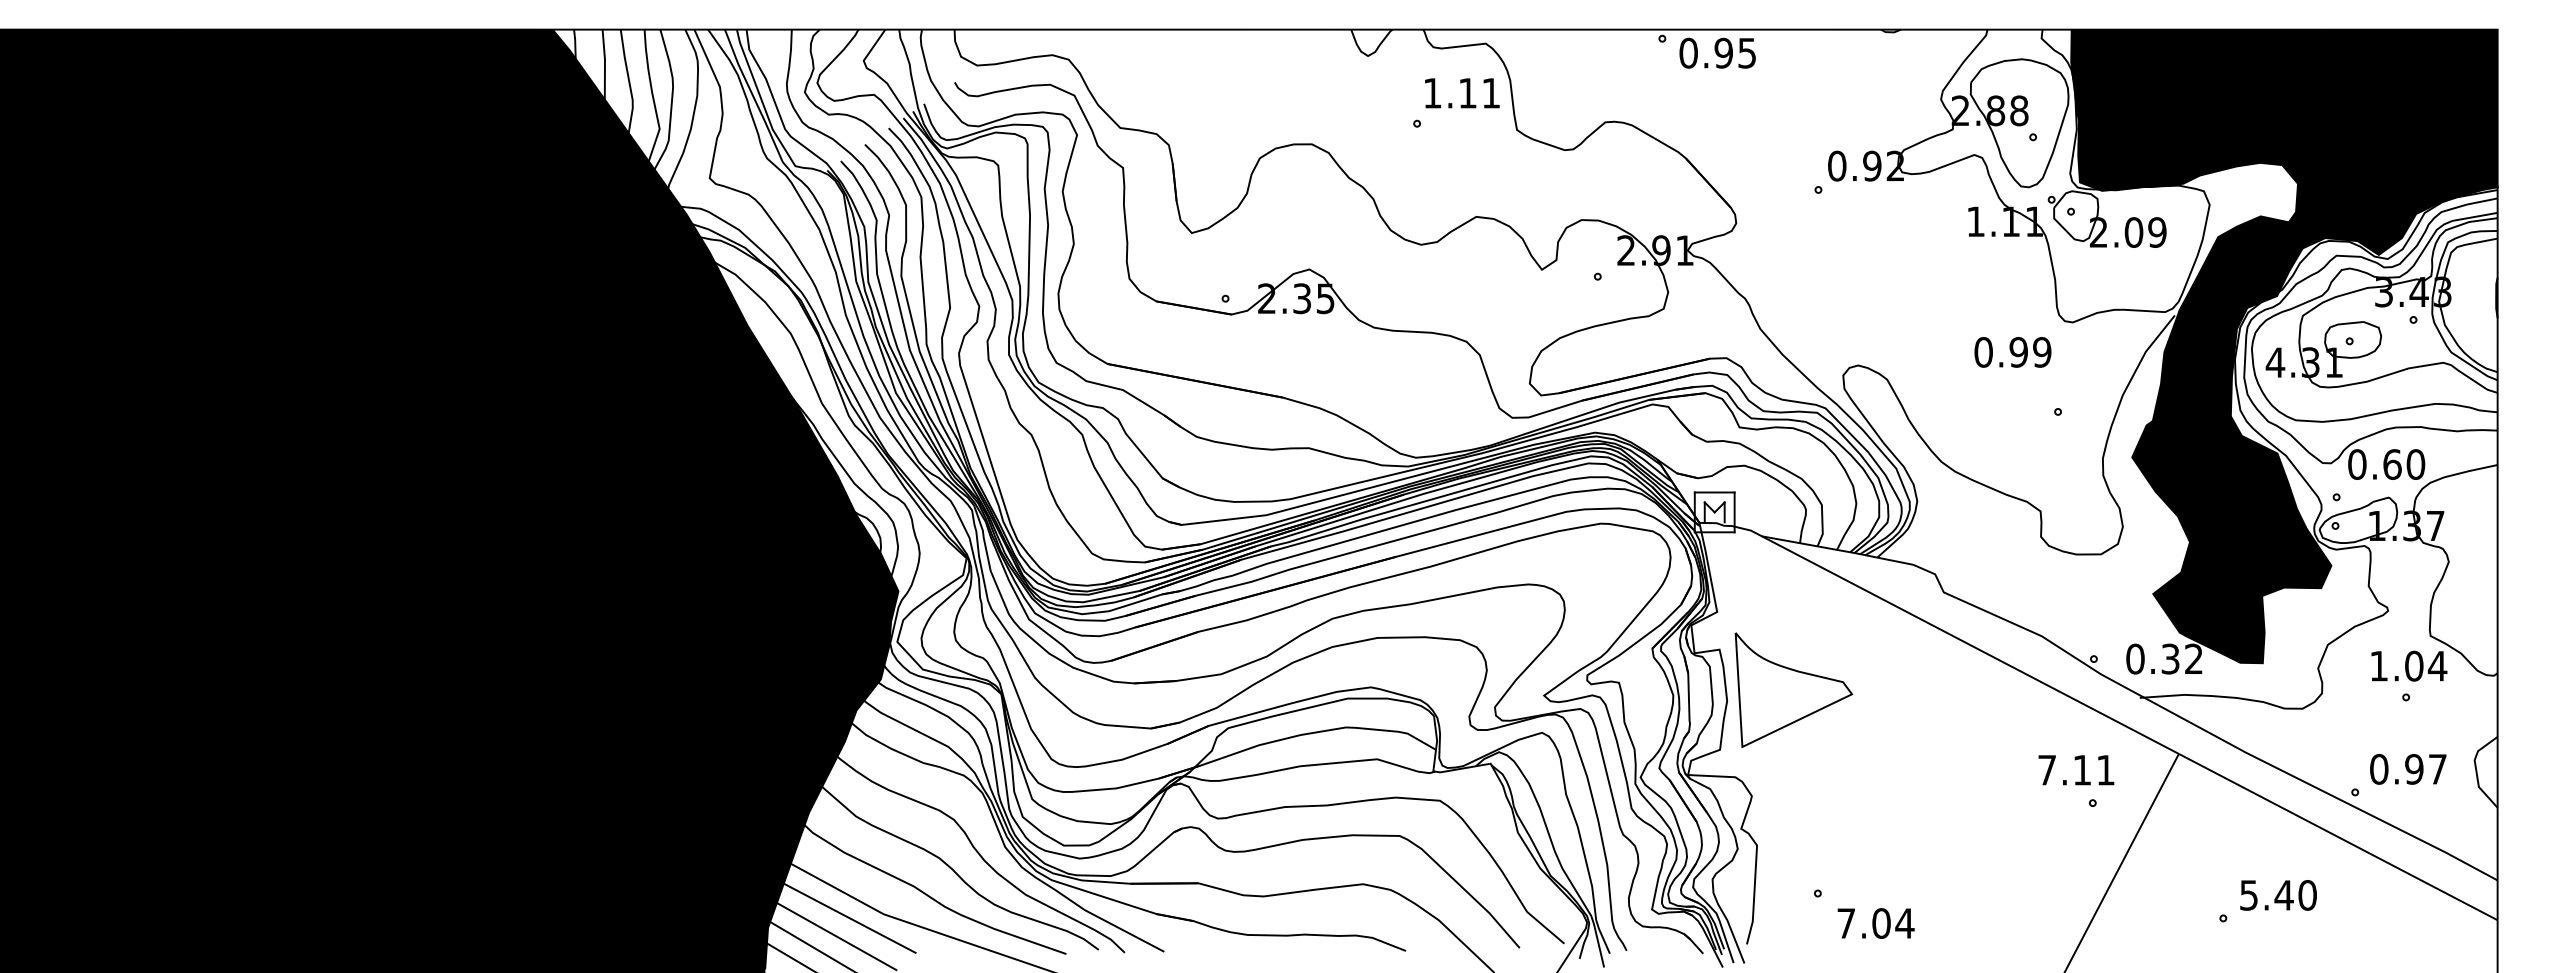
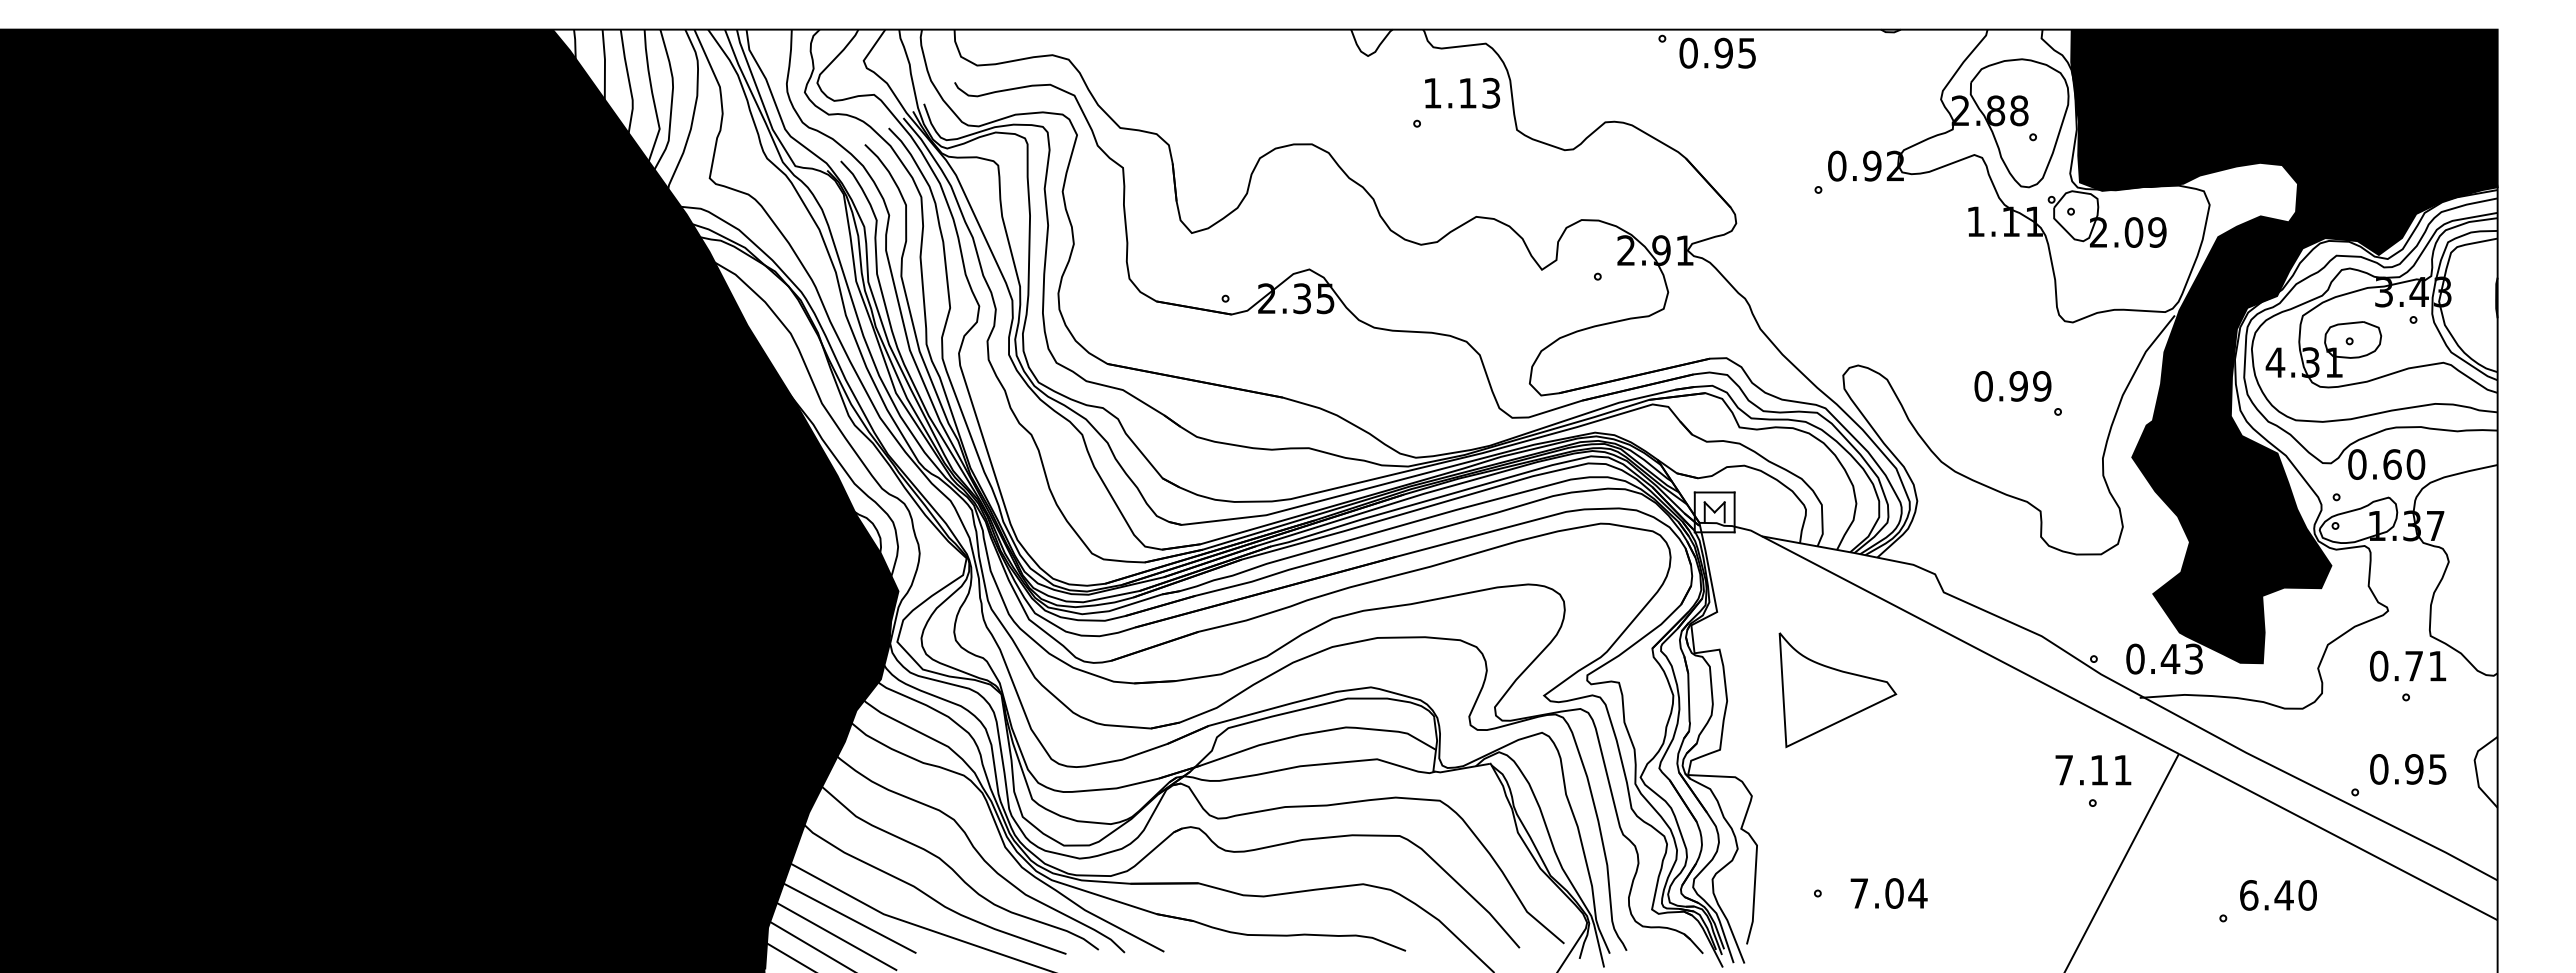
text: 1.11 -> 1.13 (1491, 92)
text position: (2012, 352) -> (2012, 386) (2012, 386)
text: 0.32 -> 0.43 (2181, 658)
text: 1.04 -> 0.71 (2408, 665)
part position: (1793, 690) -> (1837, 690) (1837, 690)
text: 0.97 -> 0.95 (2437, 769)
text position: (2076, 770) -> (2093, 770) (2093, 770)
text: 5.40 -> 6.40 (2249, 895)
text position: (1875, 923) -> (1888, 893) (1888, 893)
